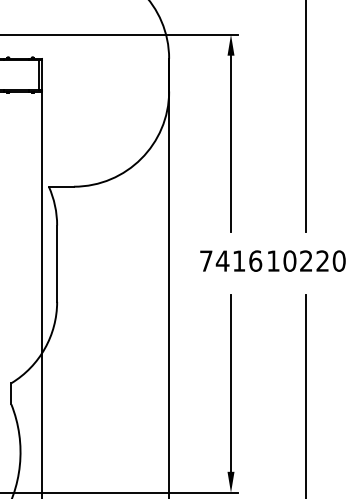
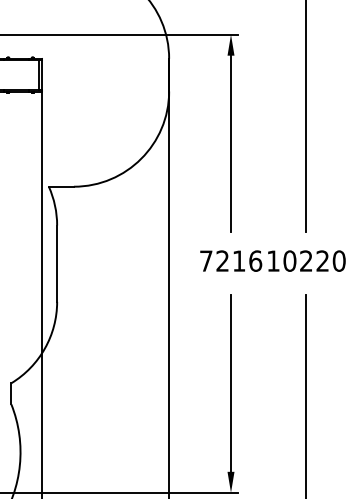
text: 7416 -> 7216 (222, 260)
